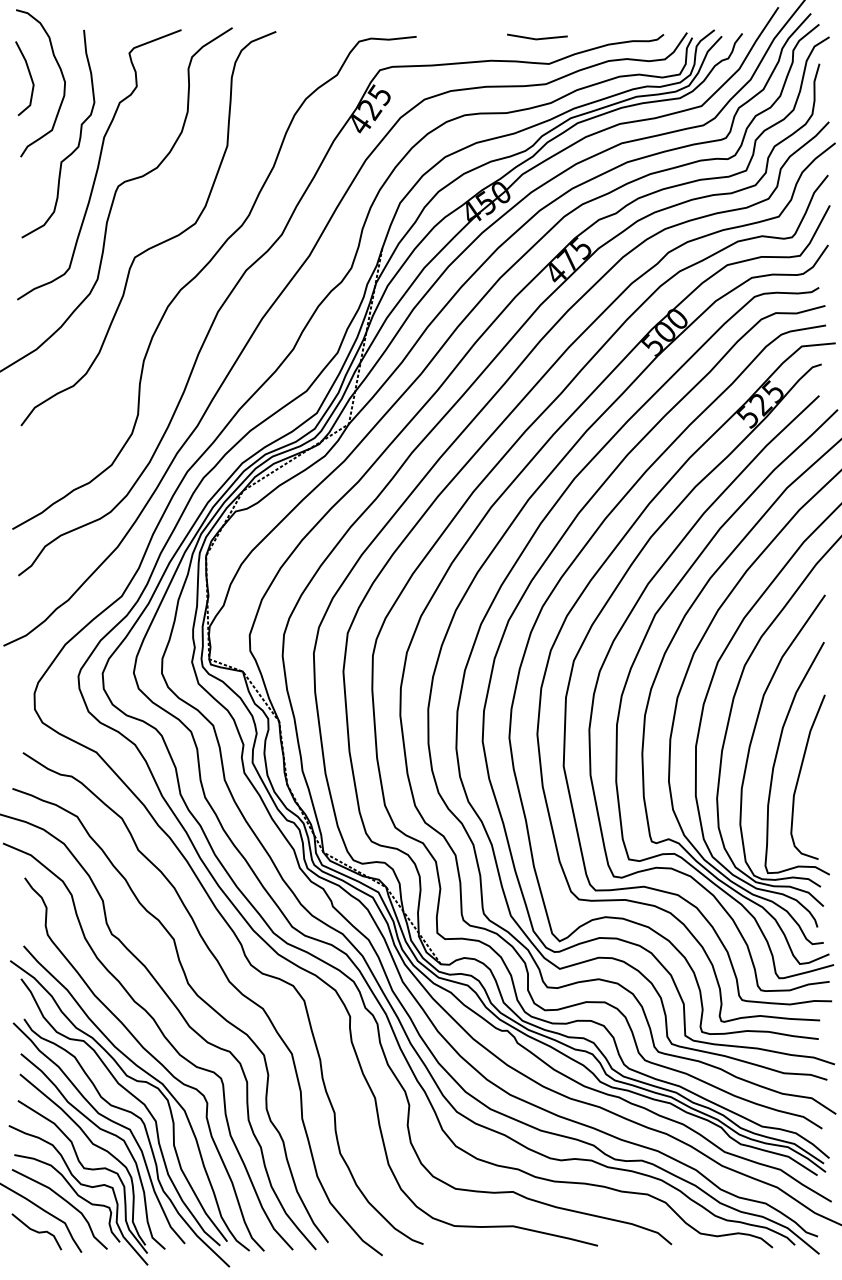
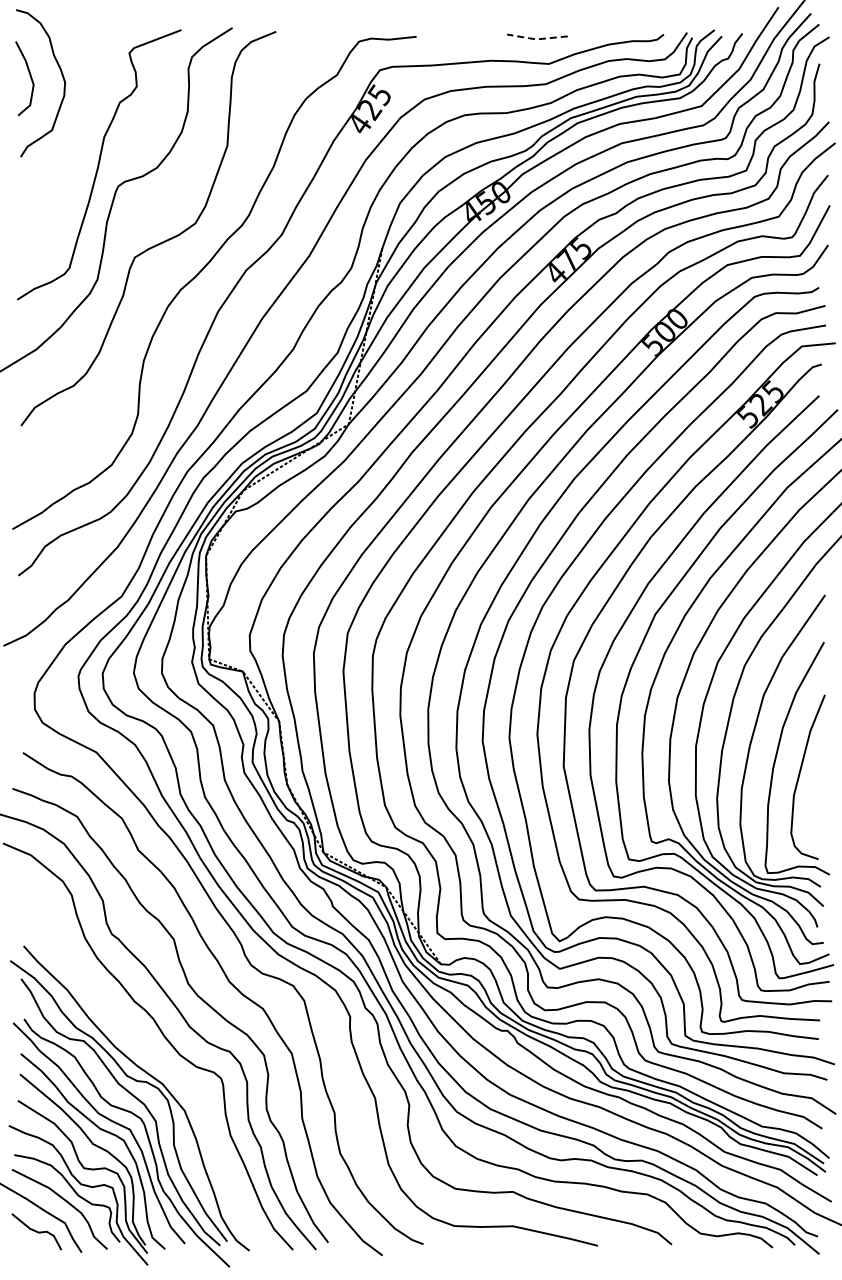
line: solid -> dashed (536, 39)
curve: present -> none (79, 133)
curve: present -> none (151, 1056)
